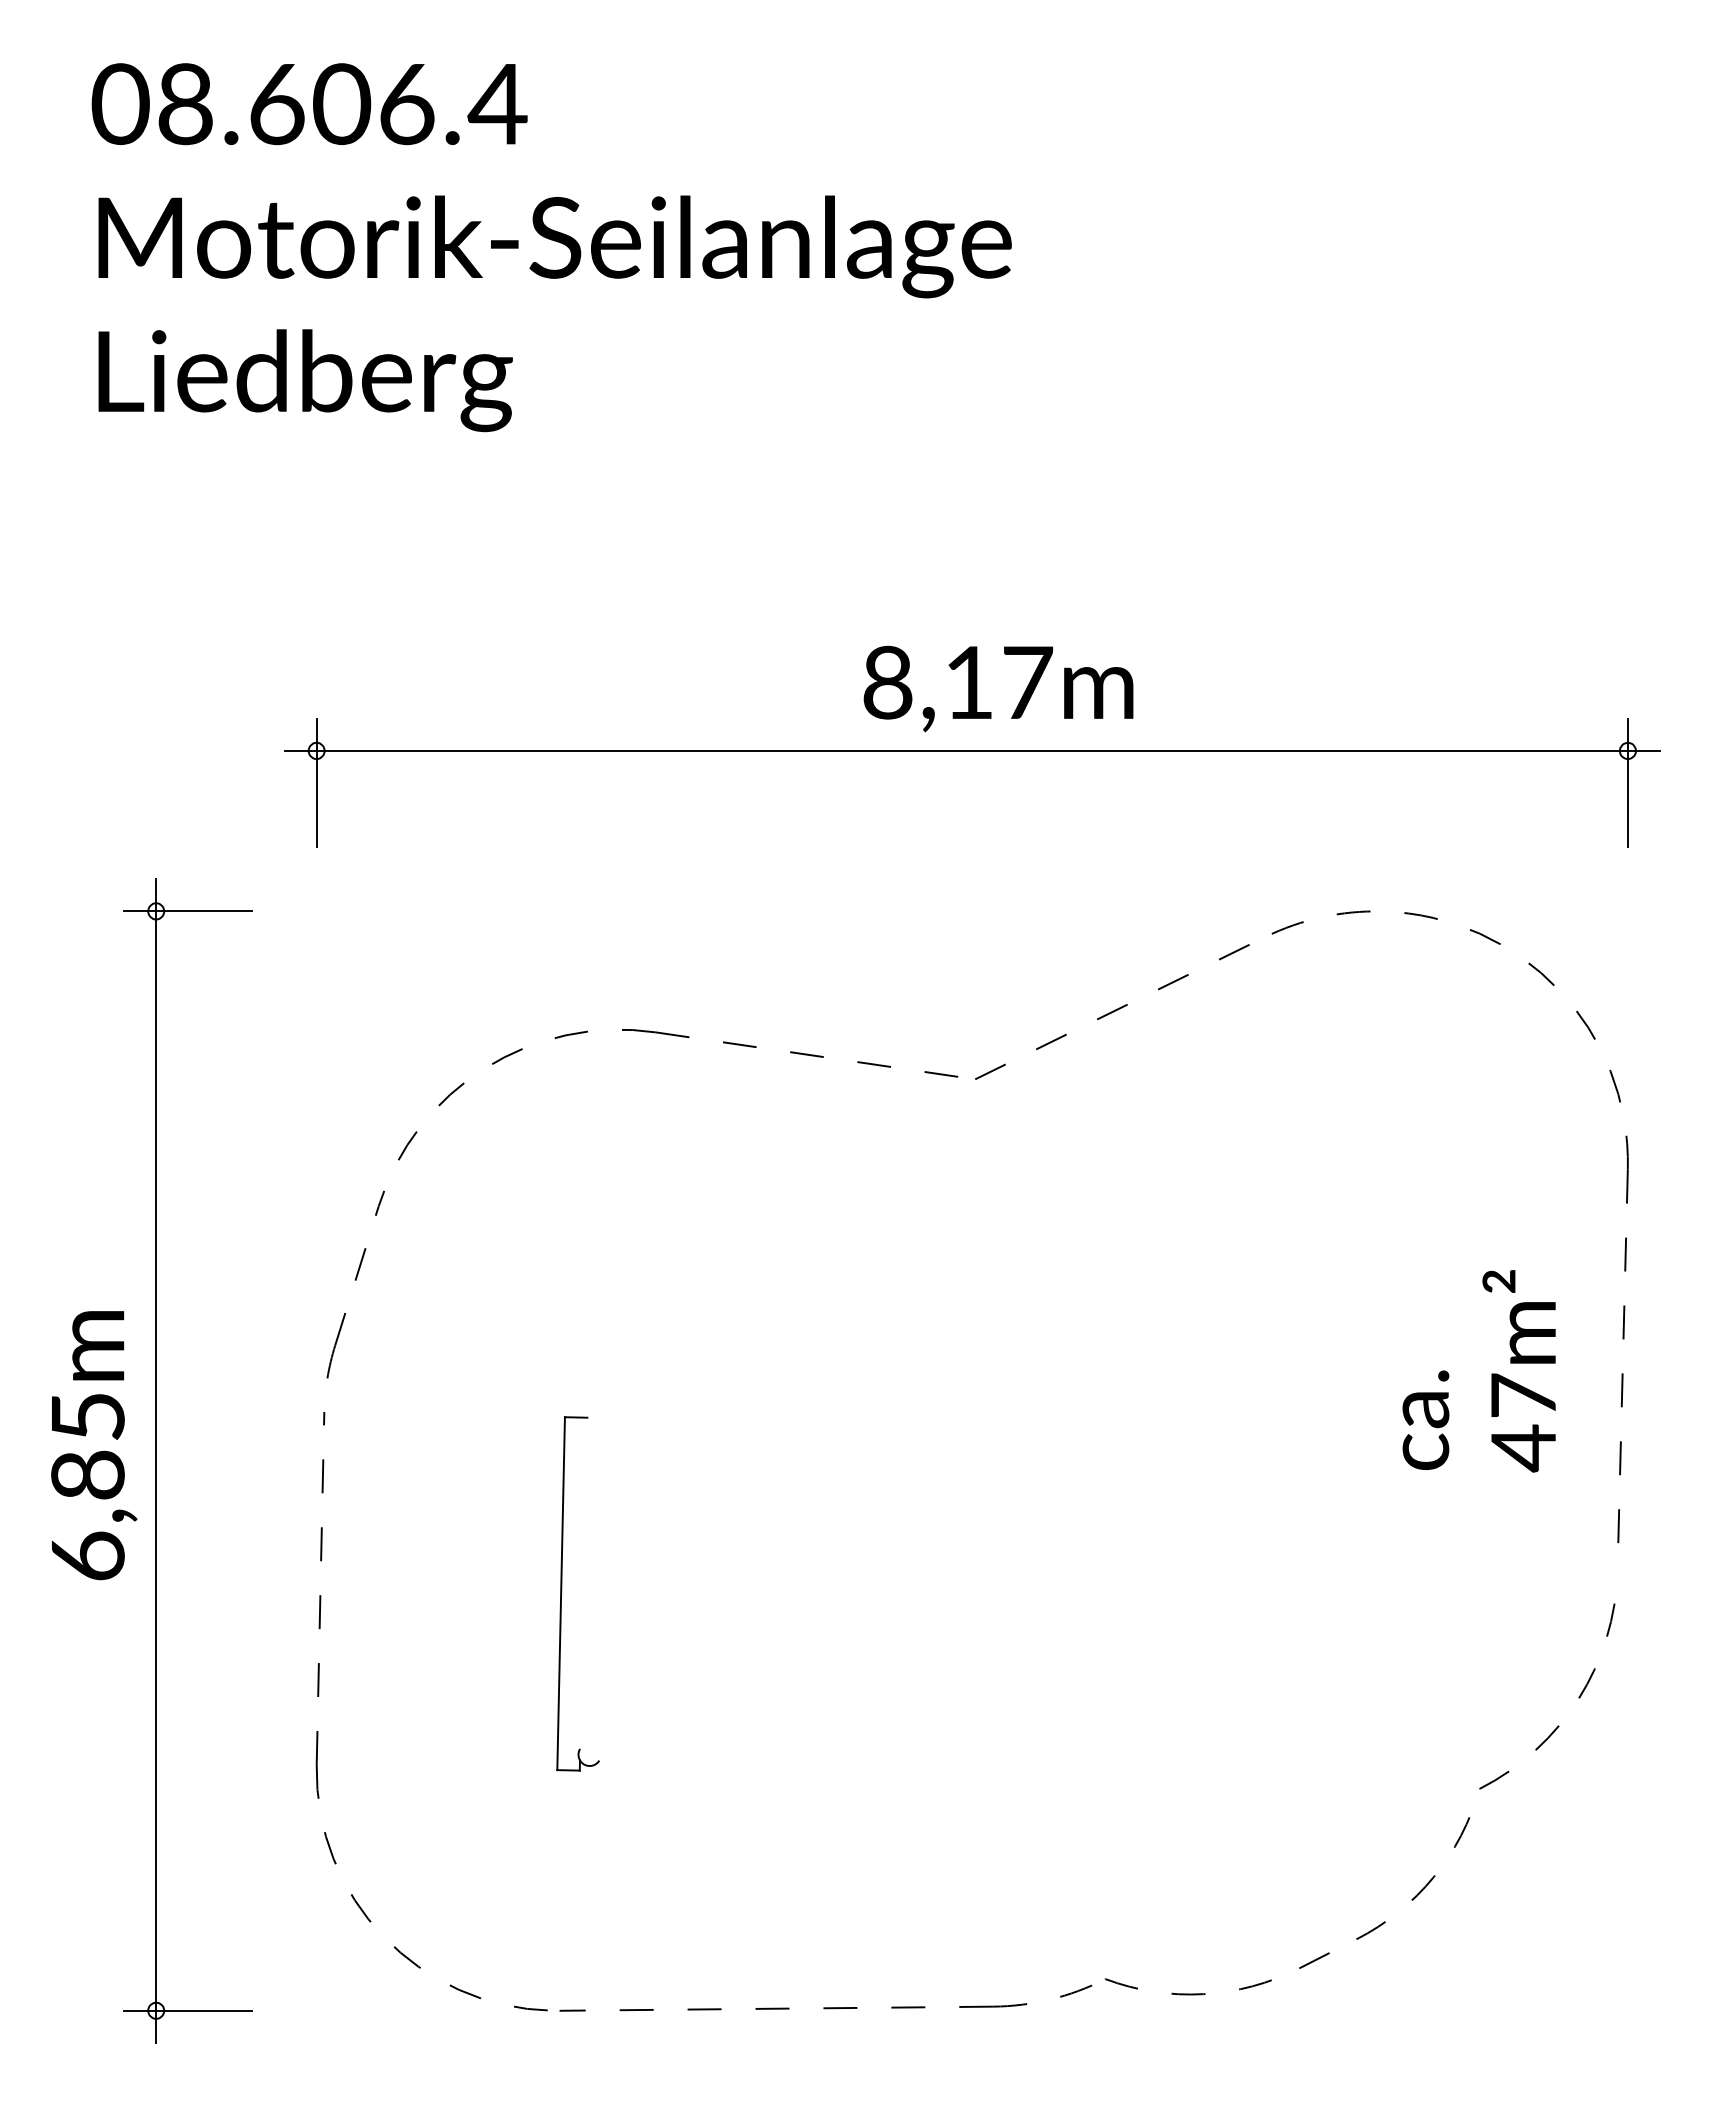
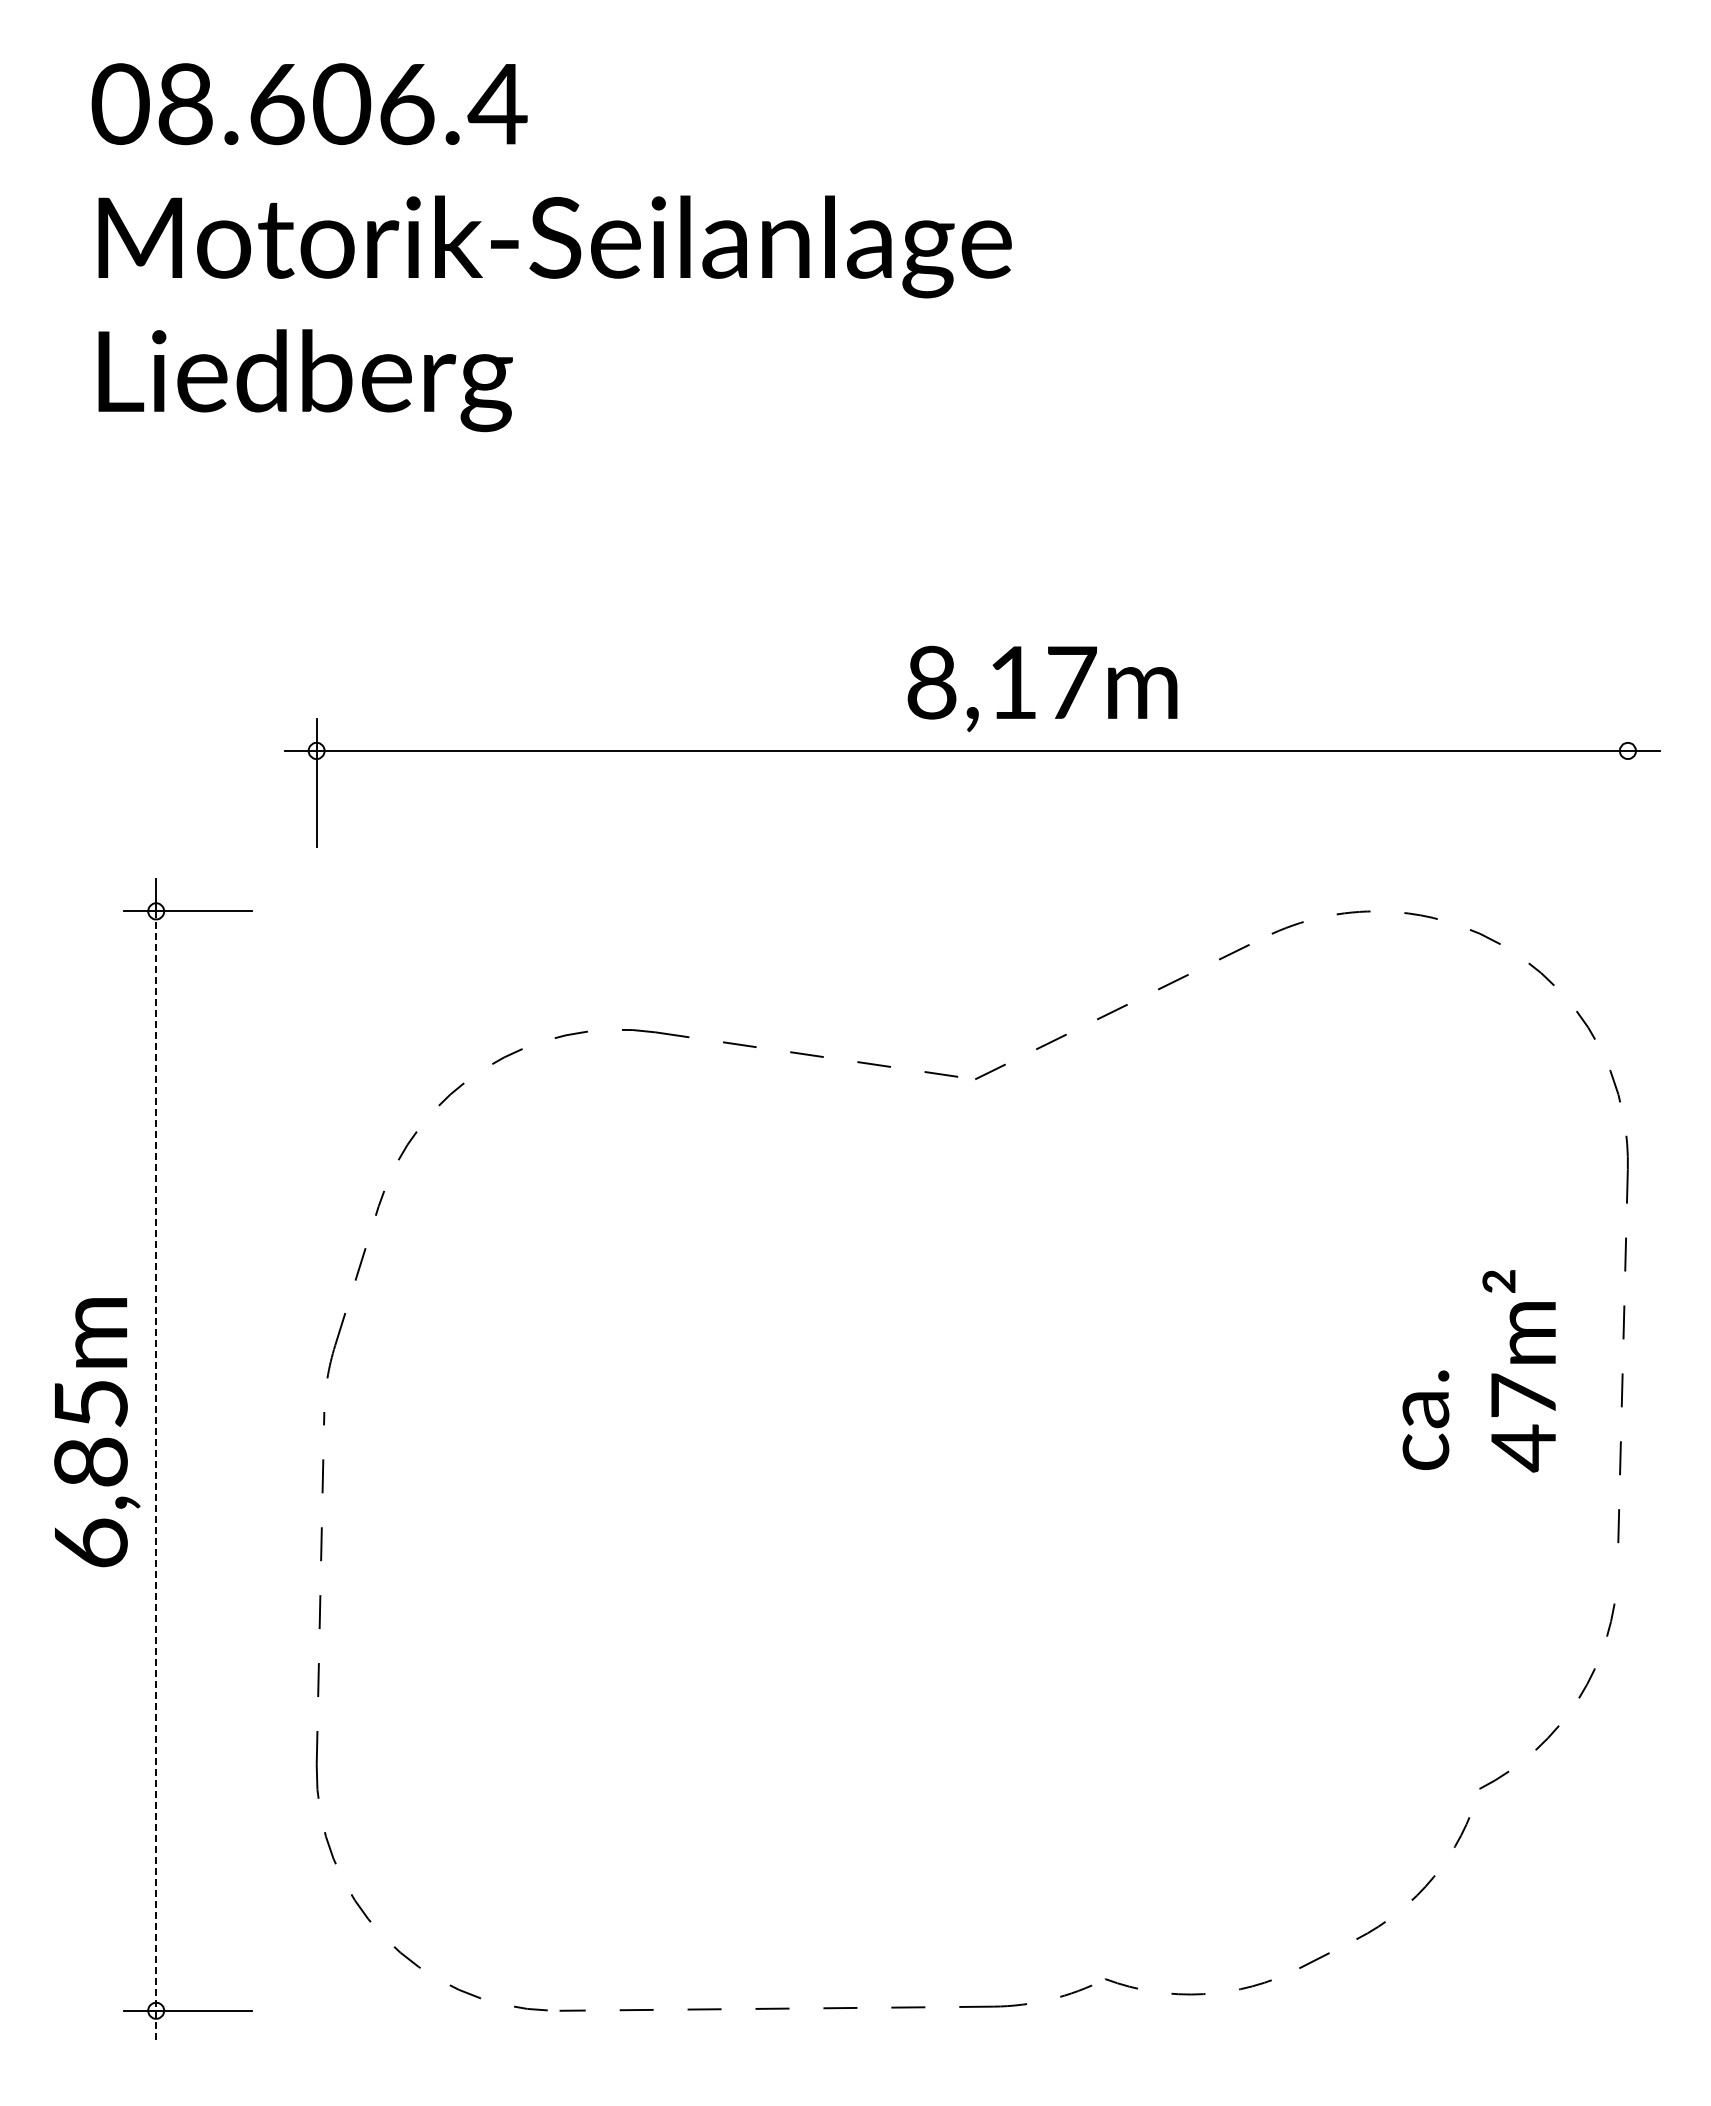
text position: (998, 688) -> (1042, 688) (1042, 688)
line: present -> none (1627, 782)
text position: (94, 1445) -> (97, 1432) (97, 1432)
line: solid -> dashed (156, 1477)
part: present -> none (562, 1592)
